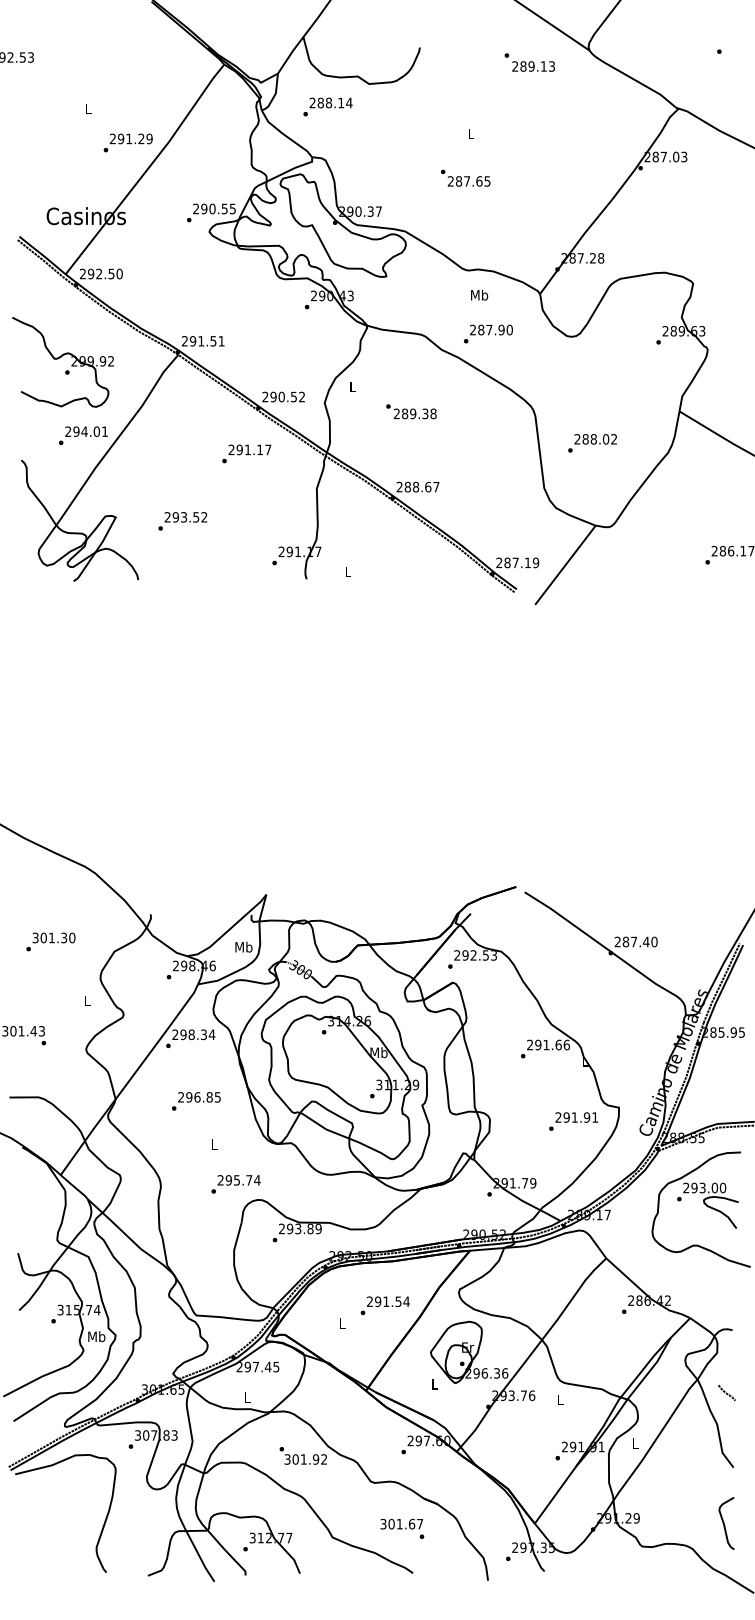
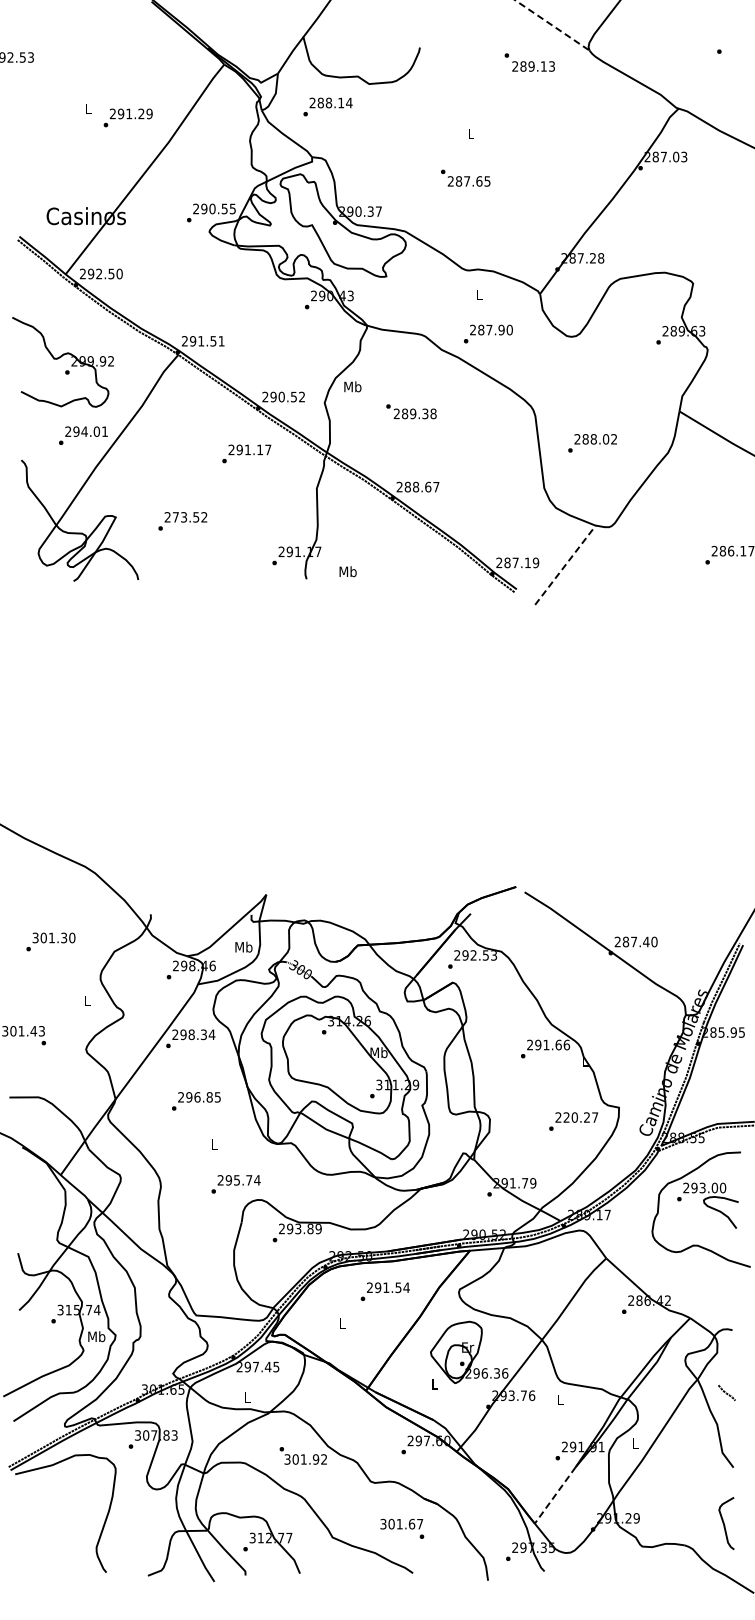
line: solid -> dashed (552, 25)
text position: (127, 142) -> (127, 117) (127, 117)
text: Mb -> L (479, 294)
text: L -> Mb (352, 386)
text: 293.52 -> 273.52 (175, 517)
line: solid -> dashed (565, 565)
text: L -> Mb (347, 571)
text: 291.91 -> 220.27 (580, 1117)
text position: (384, 1305) -> (384, 1291) (384, 1291)
line: solid -> dashed (555, 1495)
